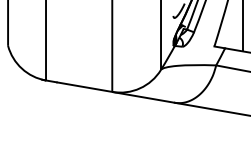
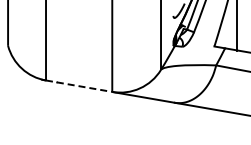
line position: (243, 26) -> (237, 26) (237, 26)
line: solid -> dashed (79, 86)
